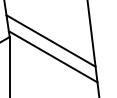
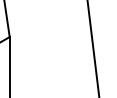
line: present -> none (50, 40)
line: present -> none (52, 56)
